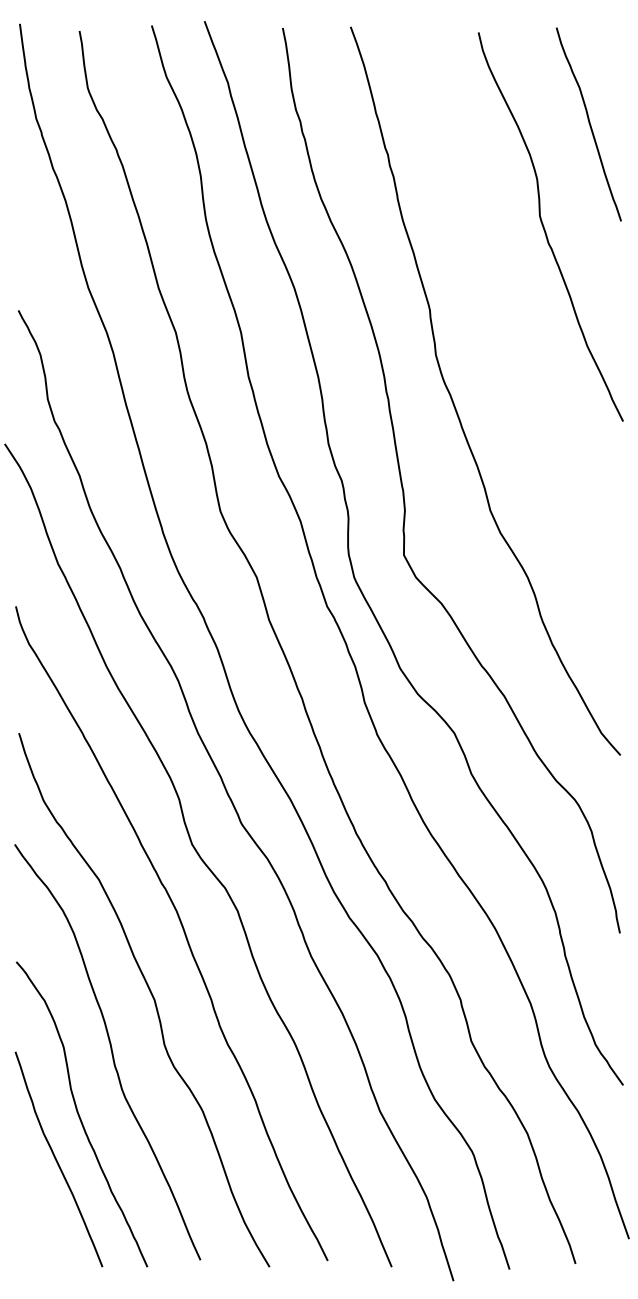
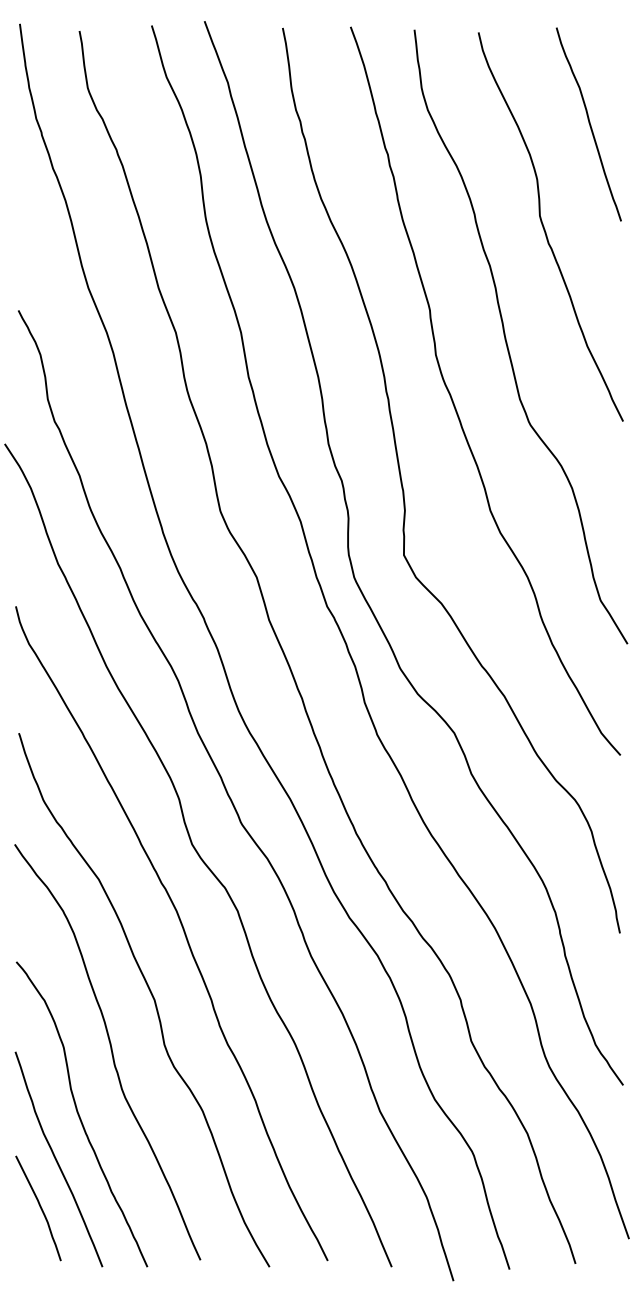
curve: none -> present (506, 337)
curve: none -> present (40, 1208)
